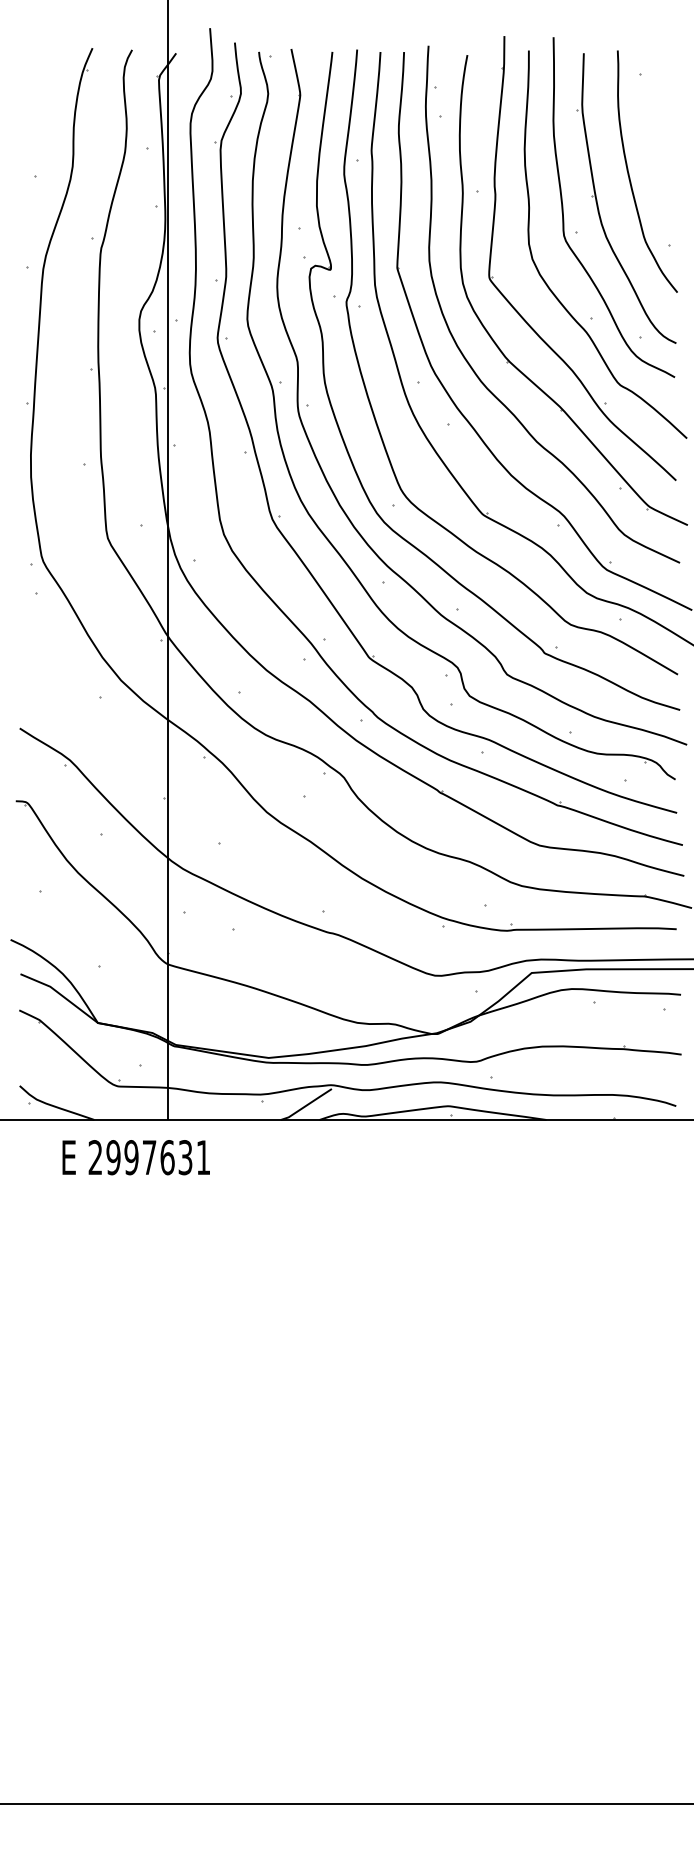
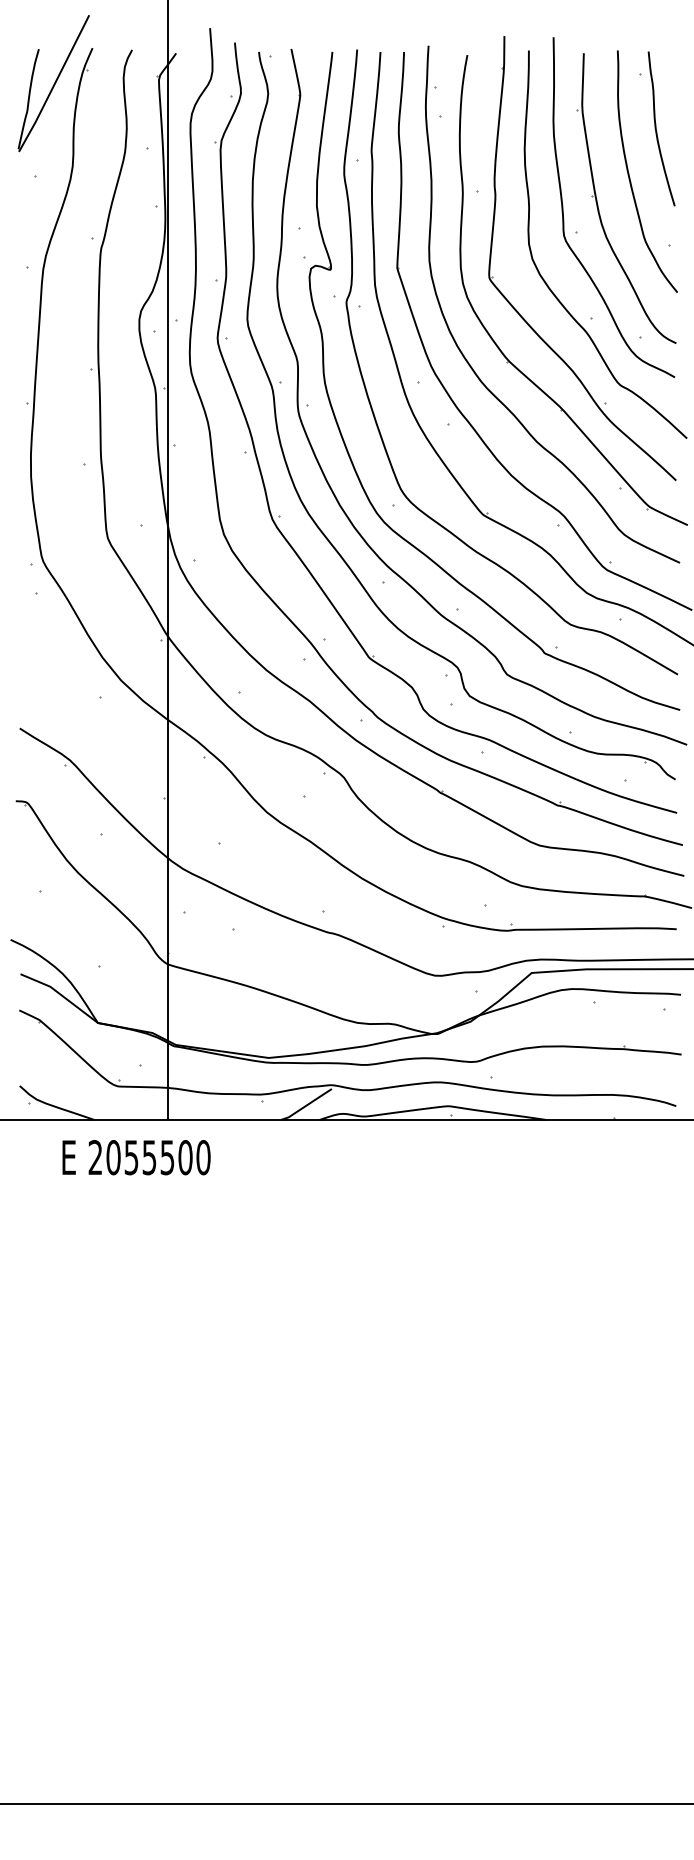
part: none -> present (53, 83)
curve: none -> present (656, 128)
text: 2997631 -> 2055500 (158, 1157)
